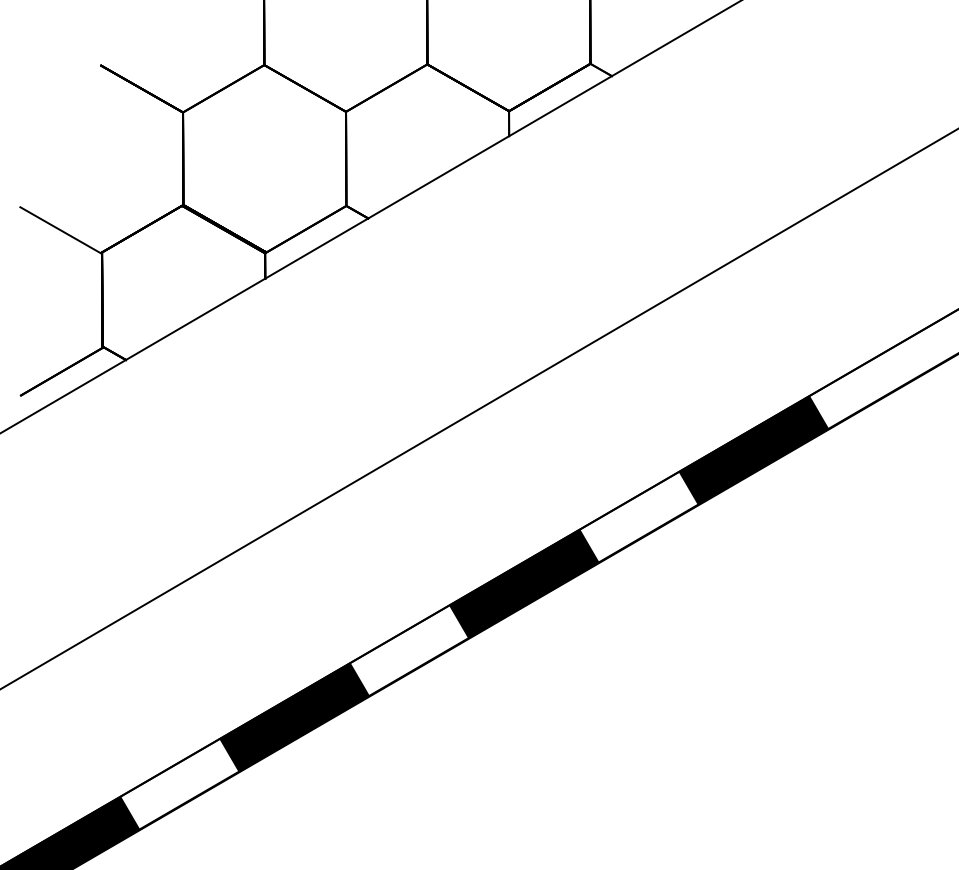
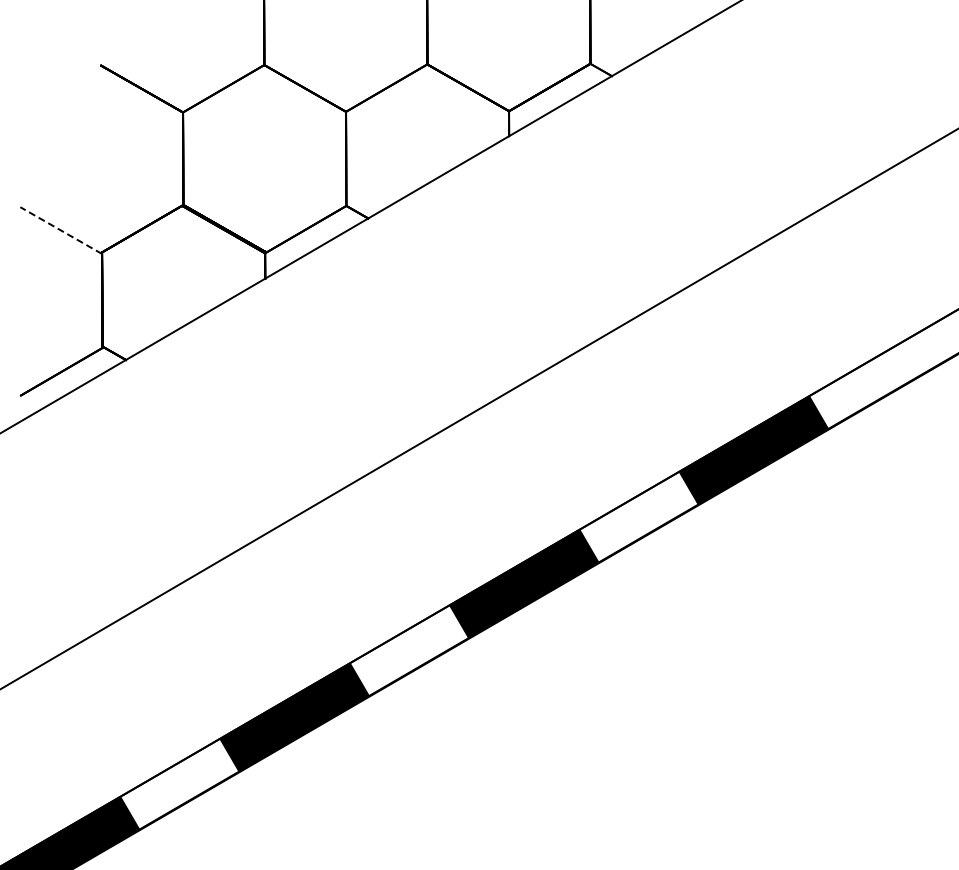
line: solid -> dashed (60, 230)
